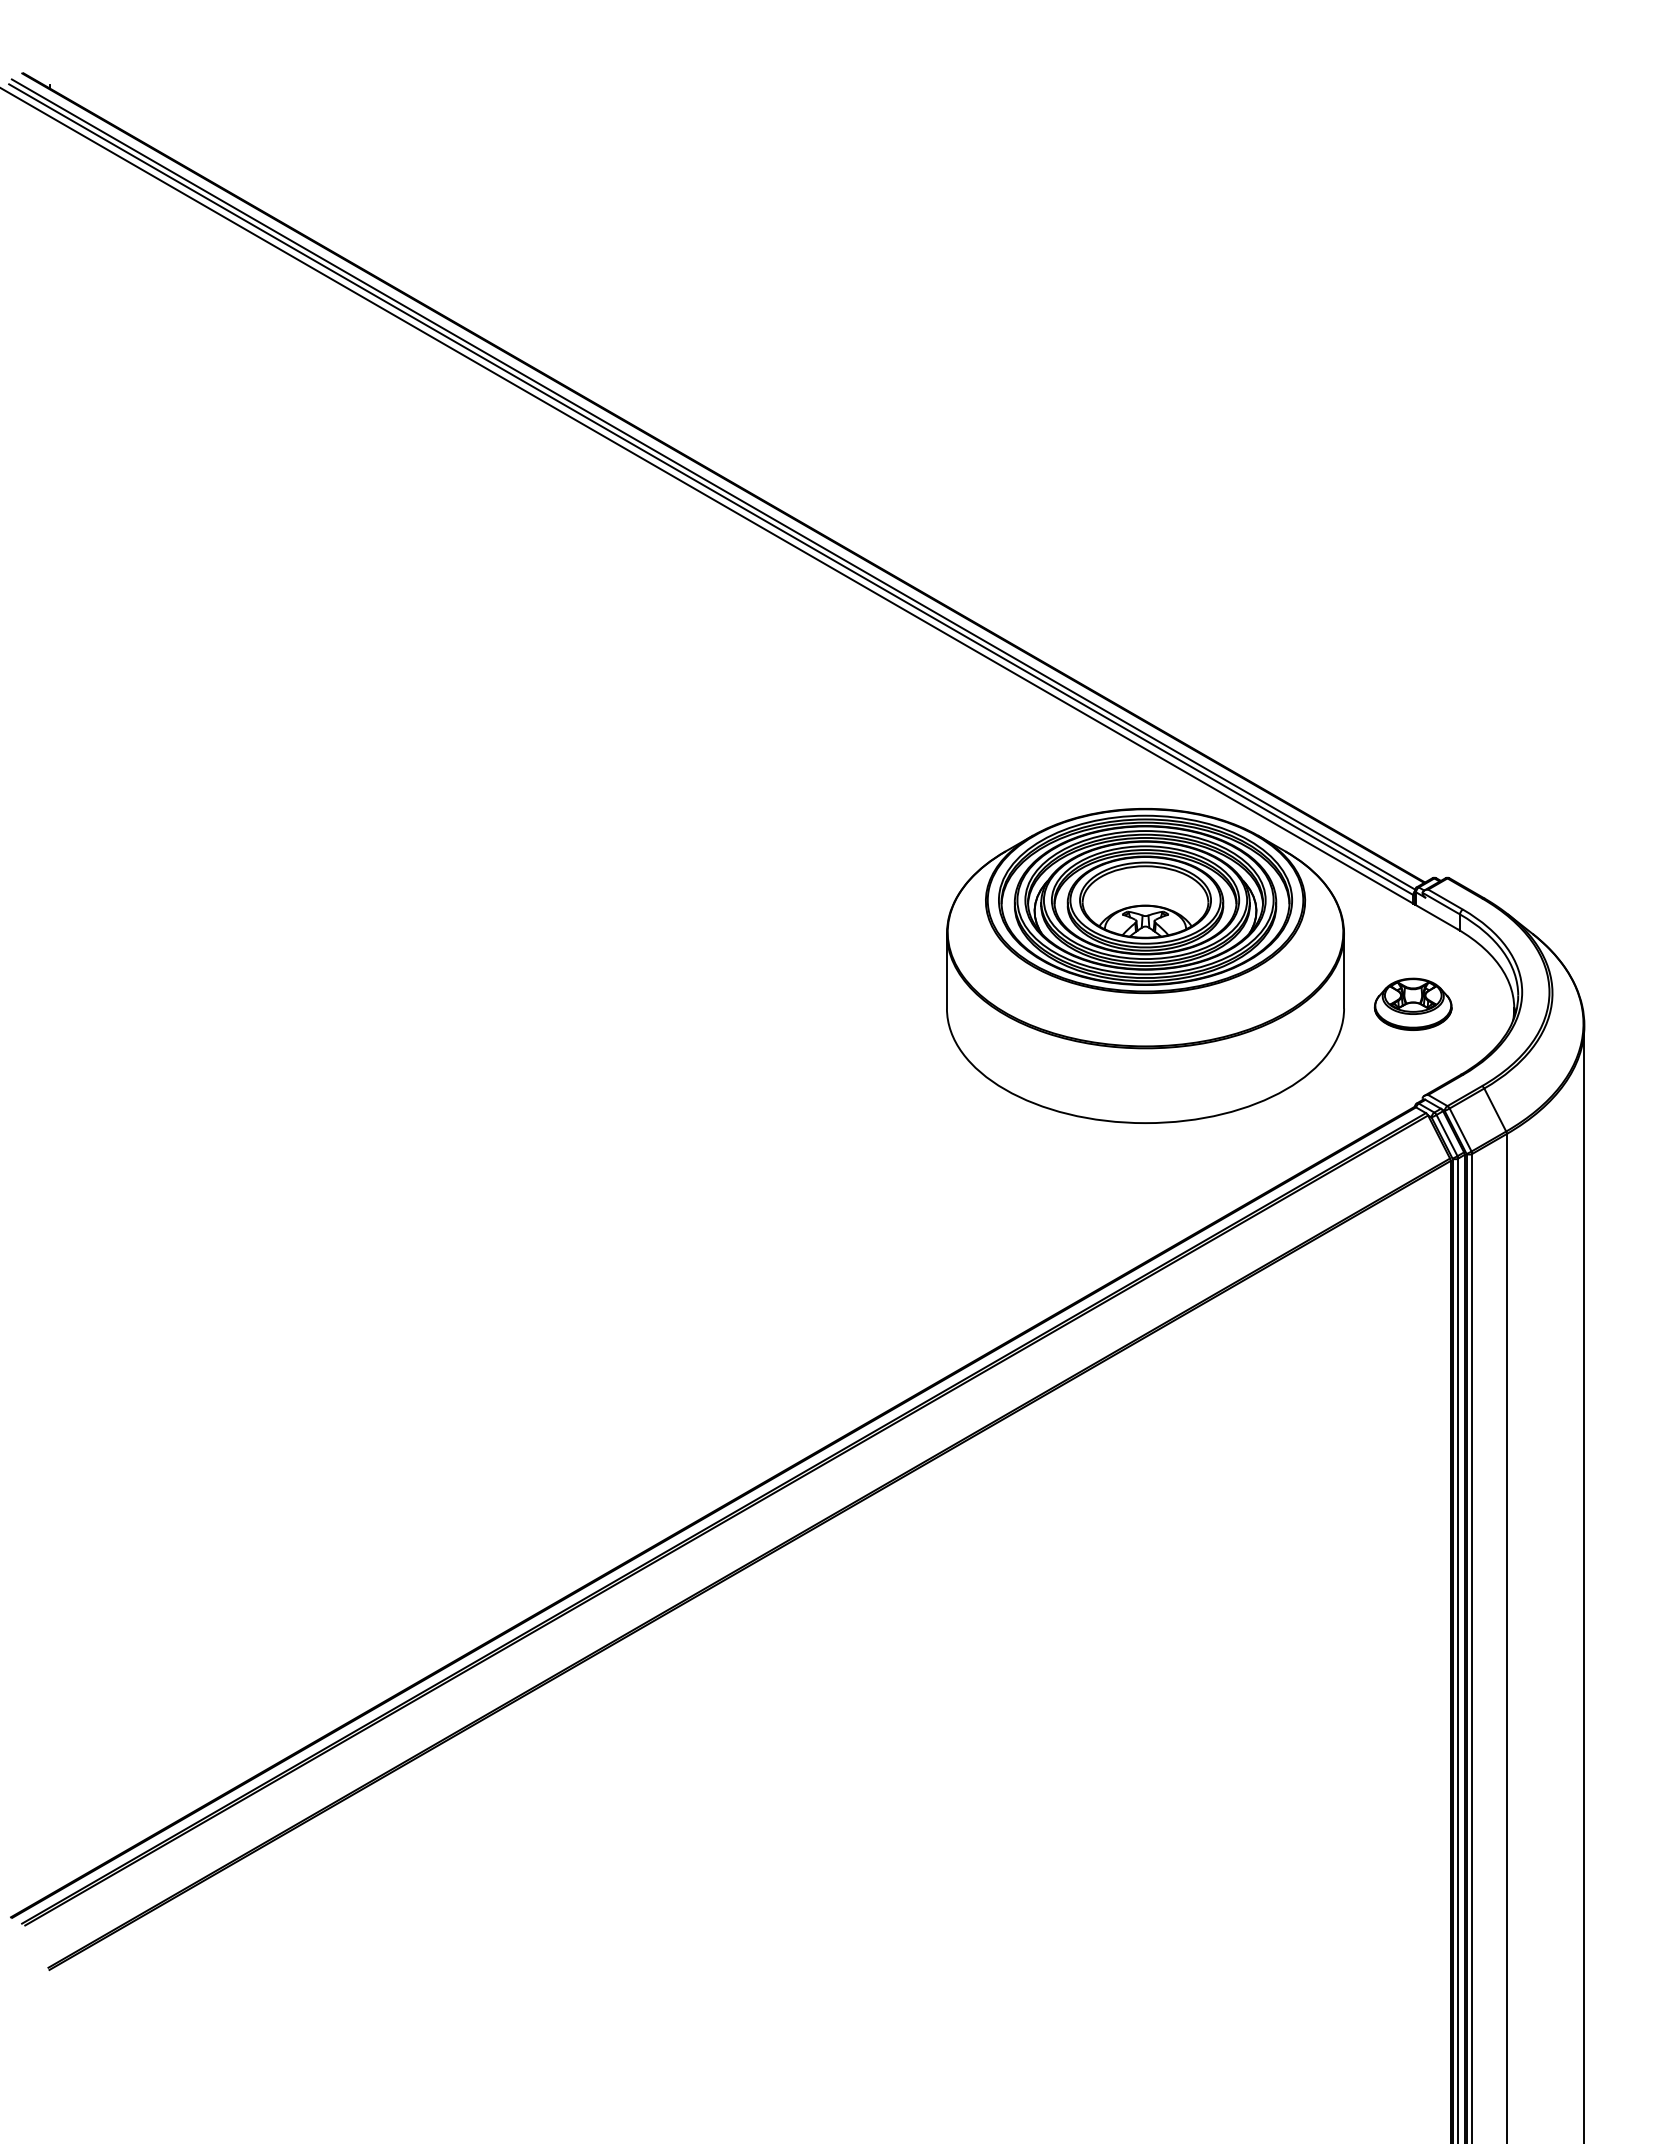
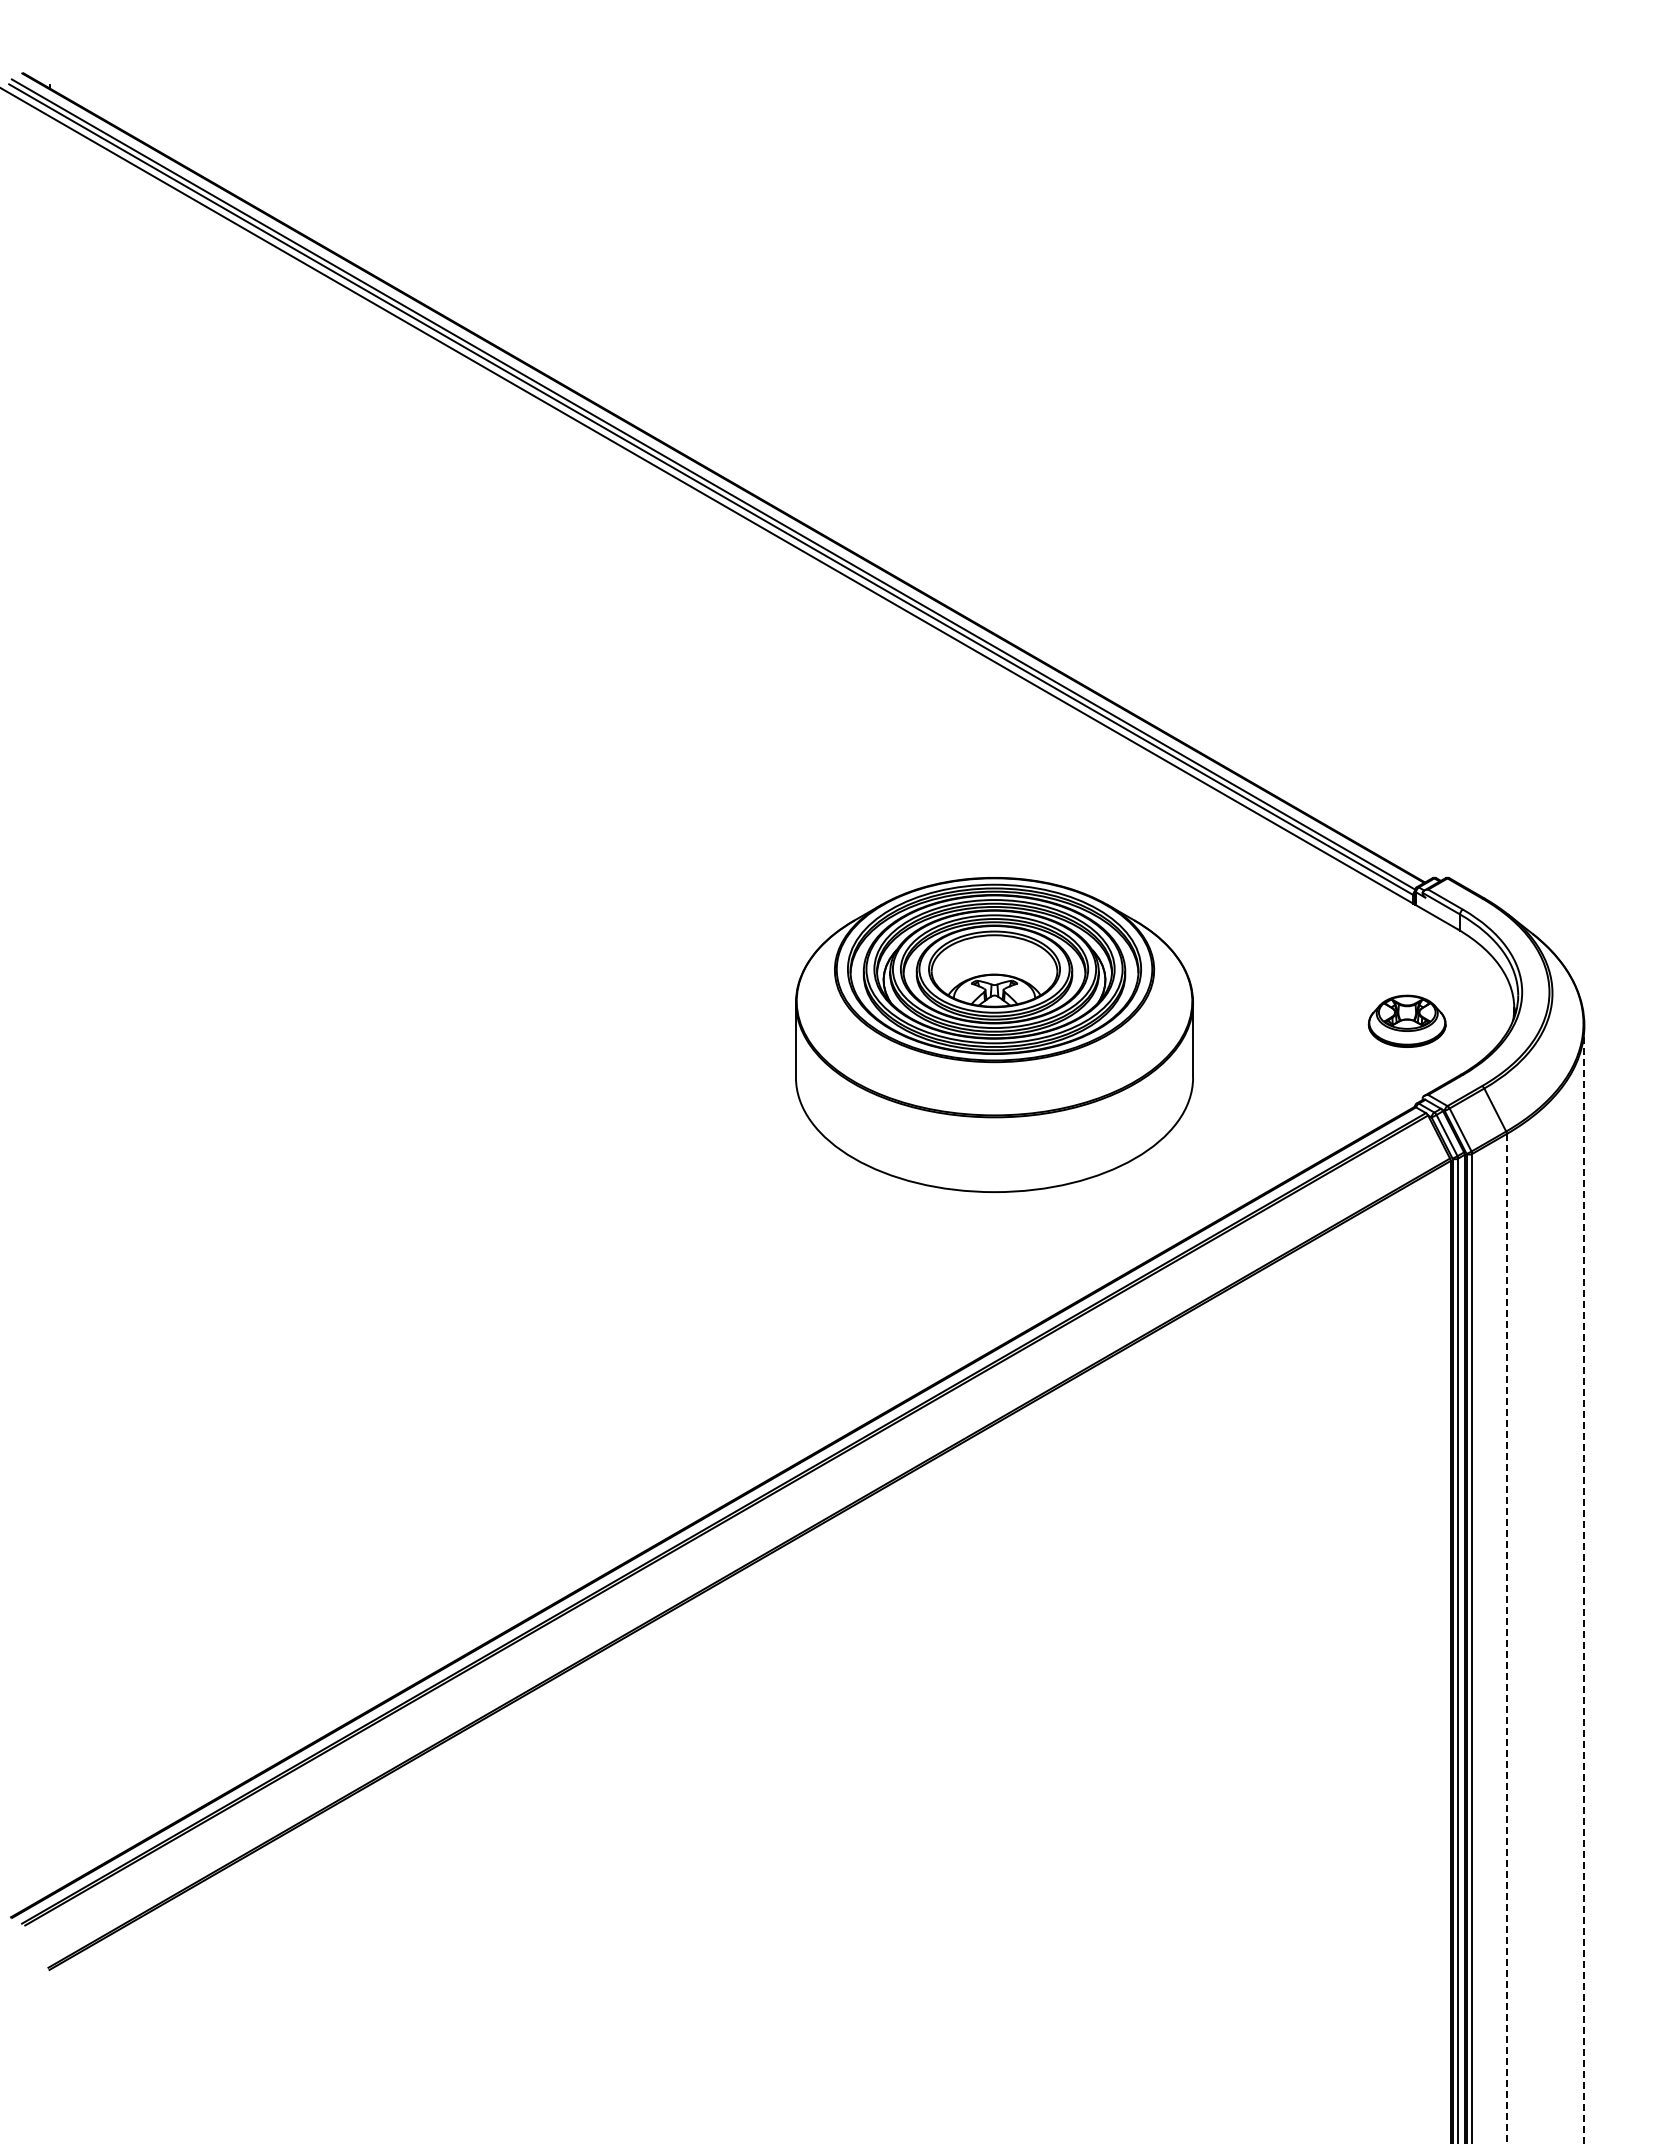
part position: (1145, 965) -> (994, 1034) (994, 1034)
part position: (1412, 1003) -> (1406, 1020) (1406, 1020)
line: solid -> dashed (1584, 1584)
line: solid -> dashed (1506, 1638)
